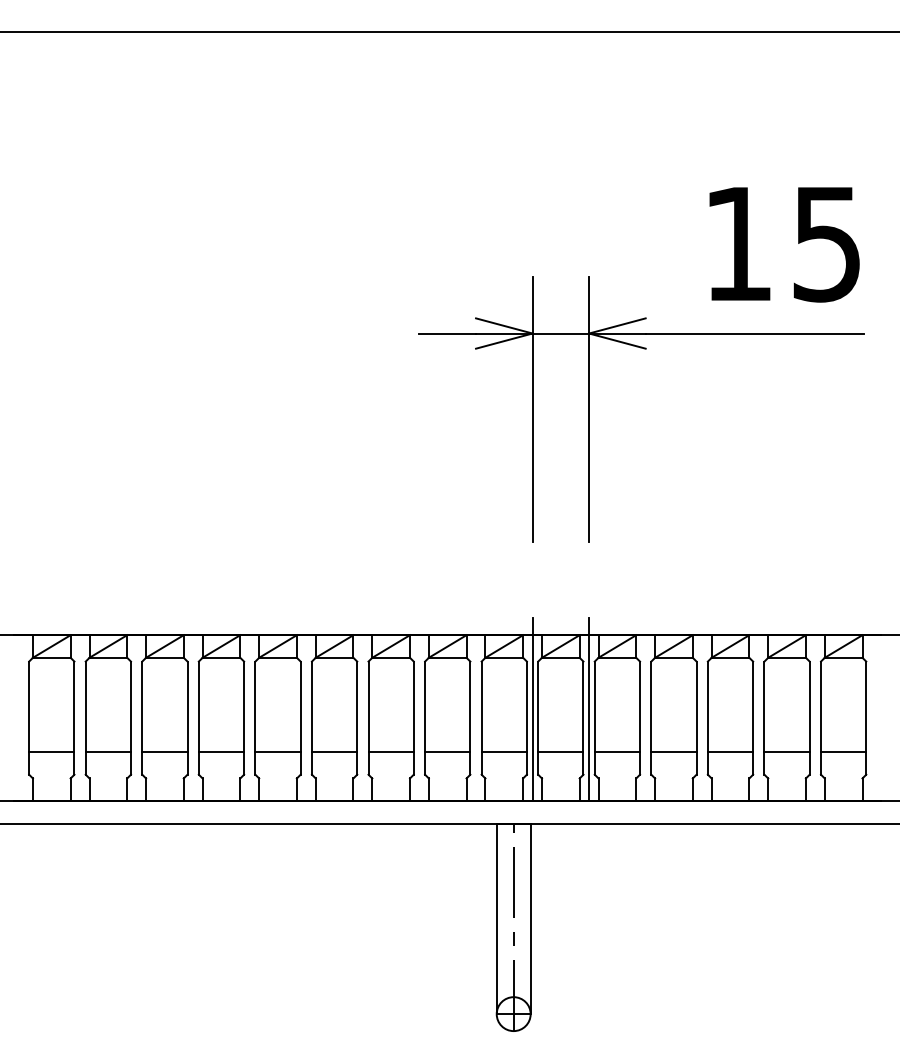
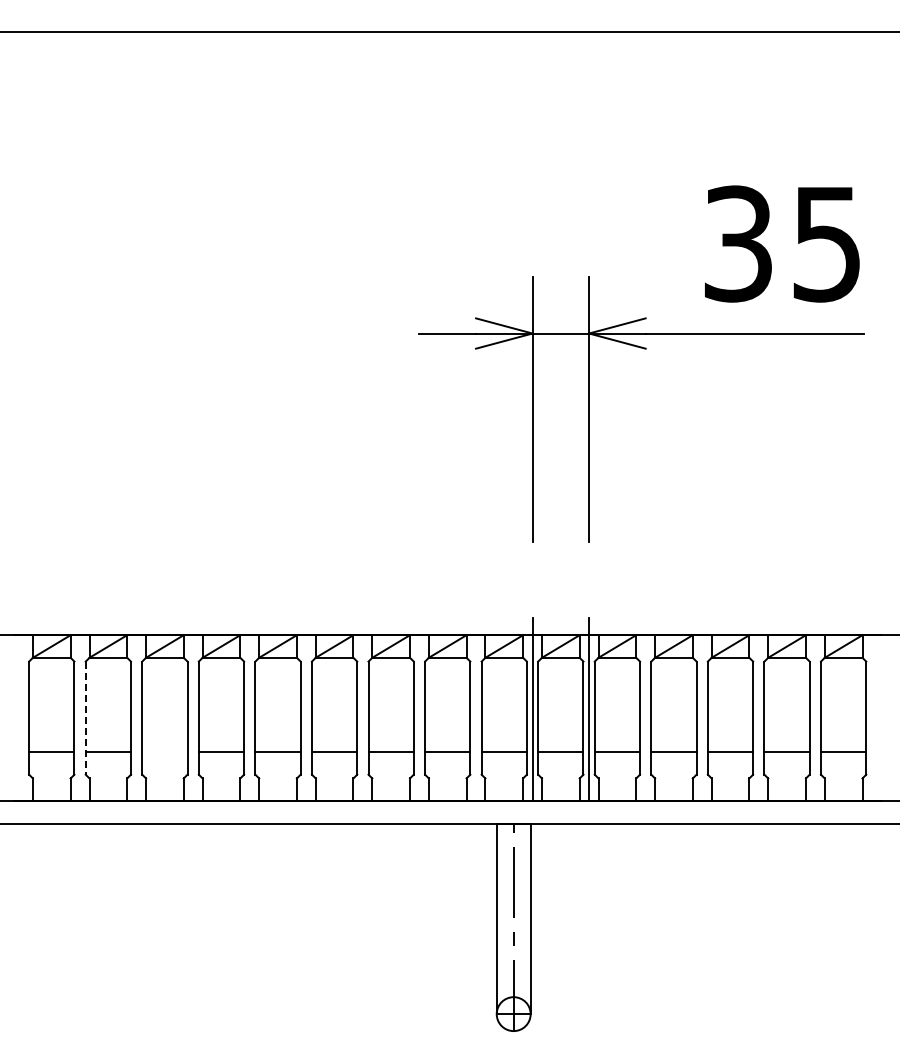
text: 15 -> 35 (738, 243)
line: solid -> dashed (85, 718)
line: present -> none (164, 752)
